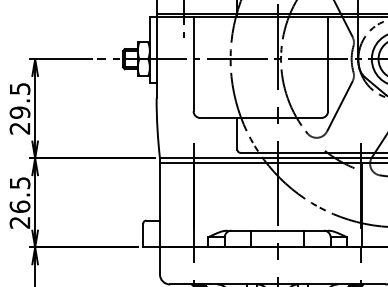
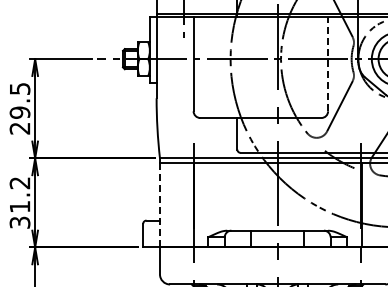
line: solid -> dashed (328, 63)
text: 26.5 -> 31.2 (19, 202)
line: solid -> dashed (159, 204)
